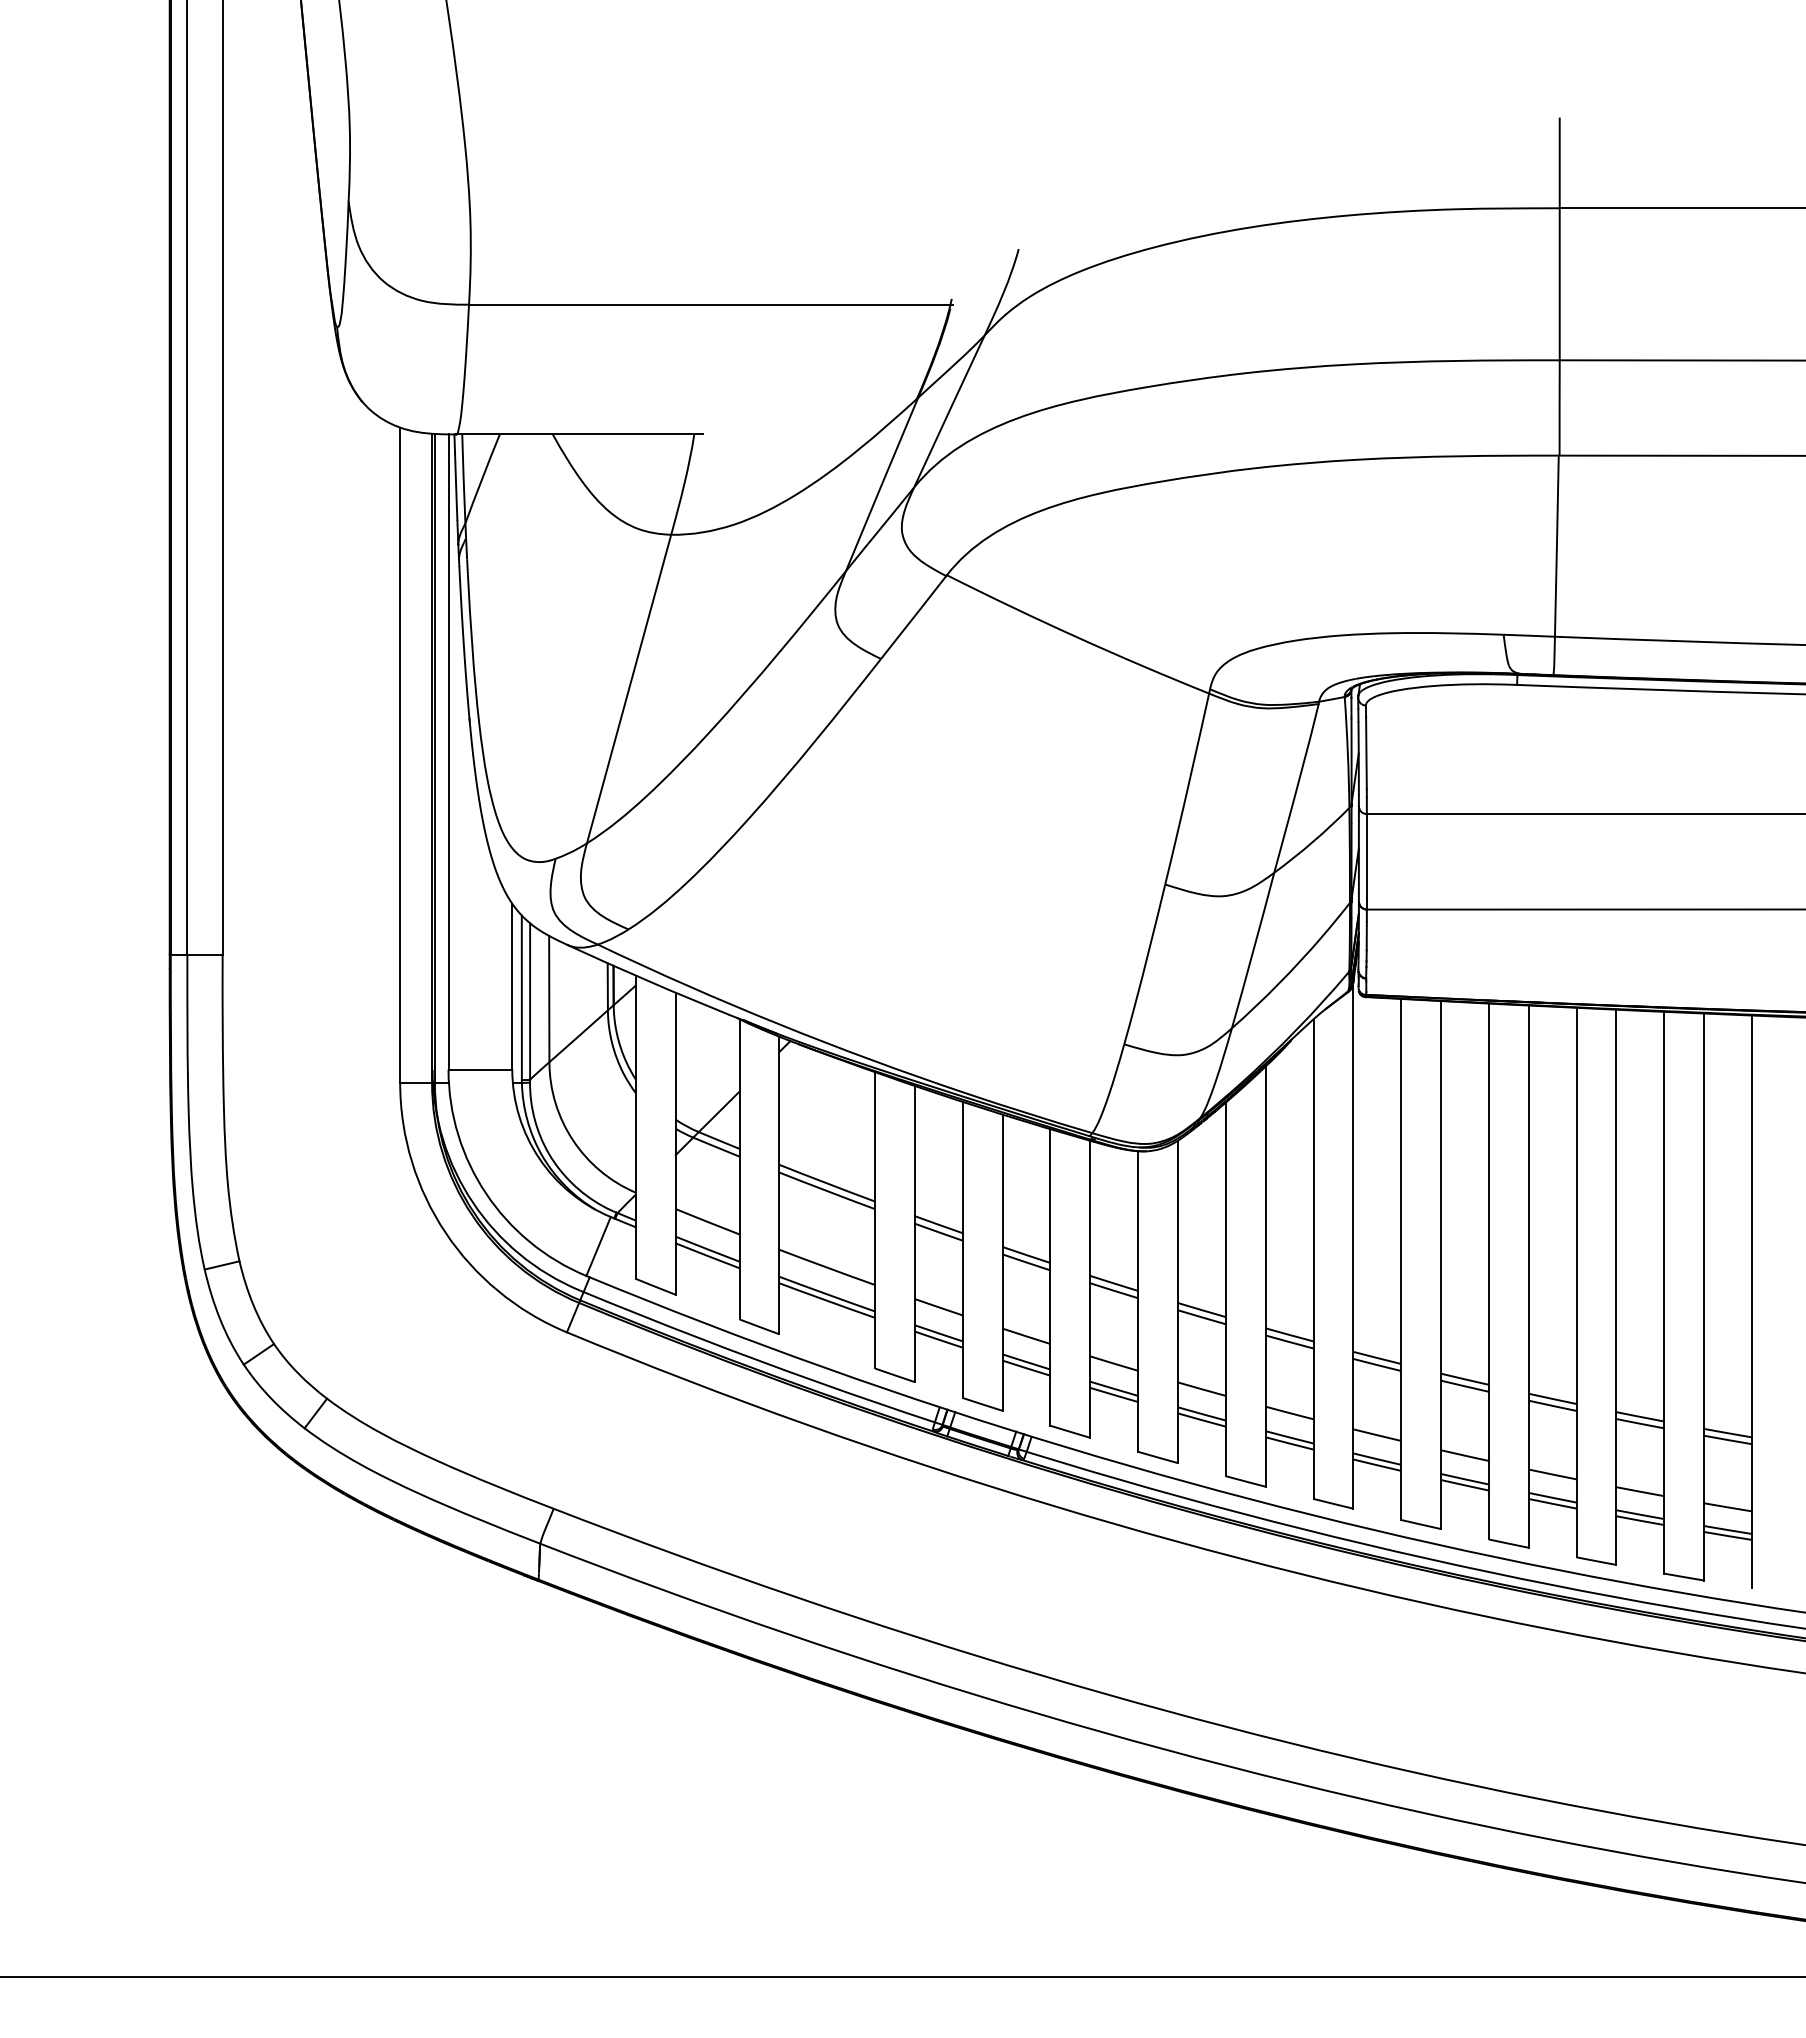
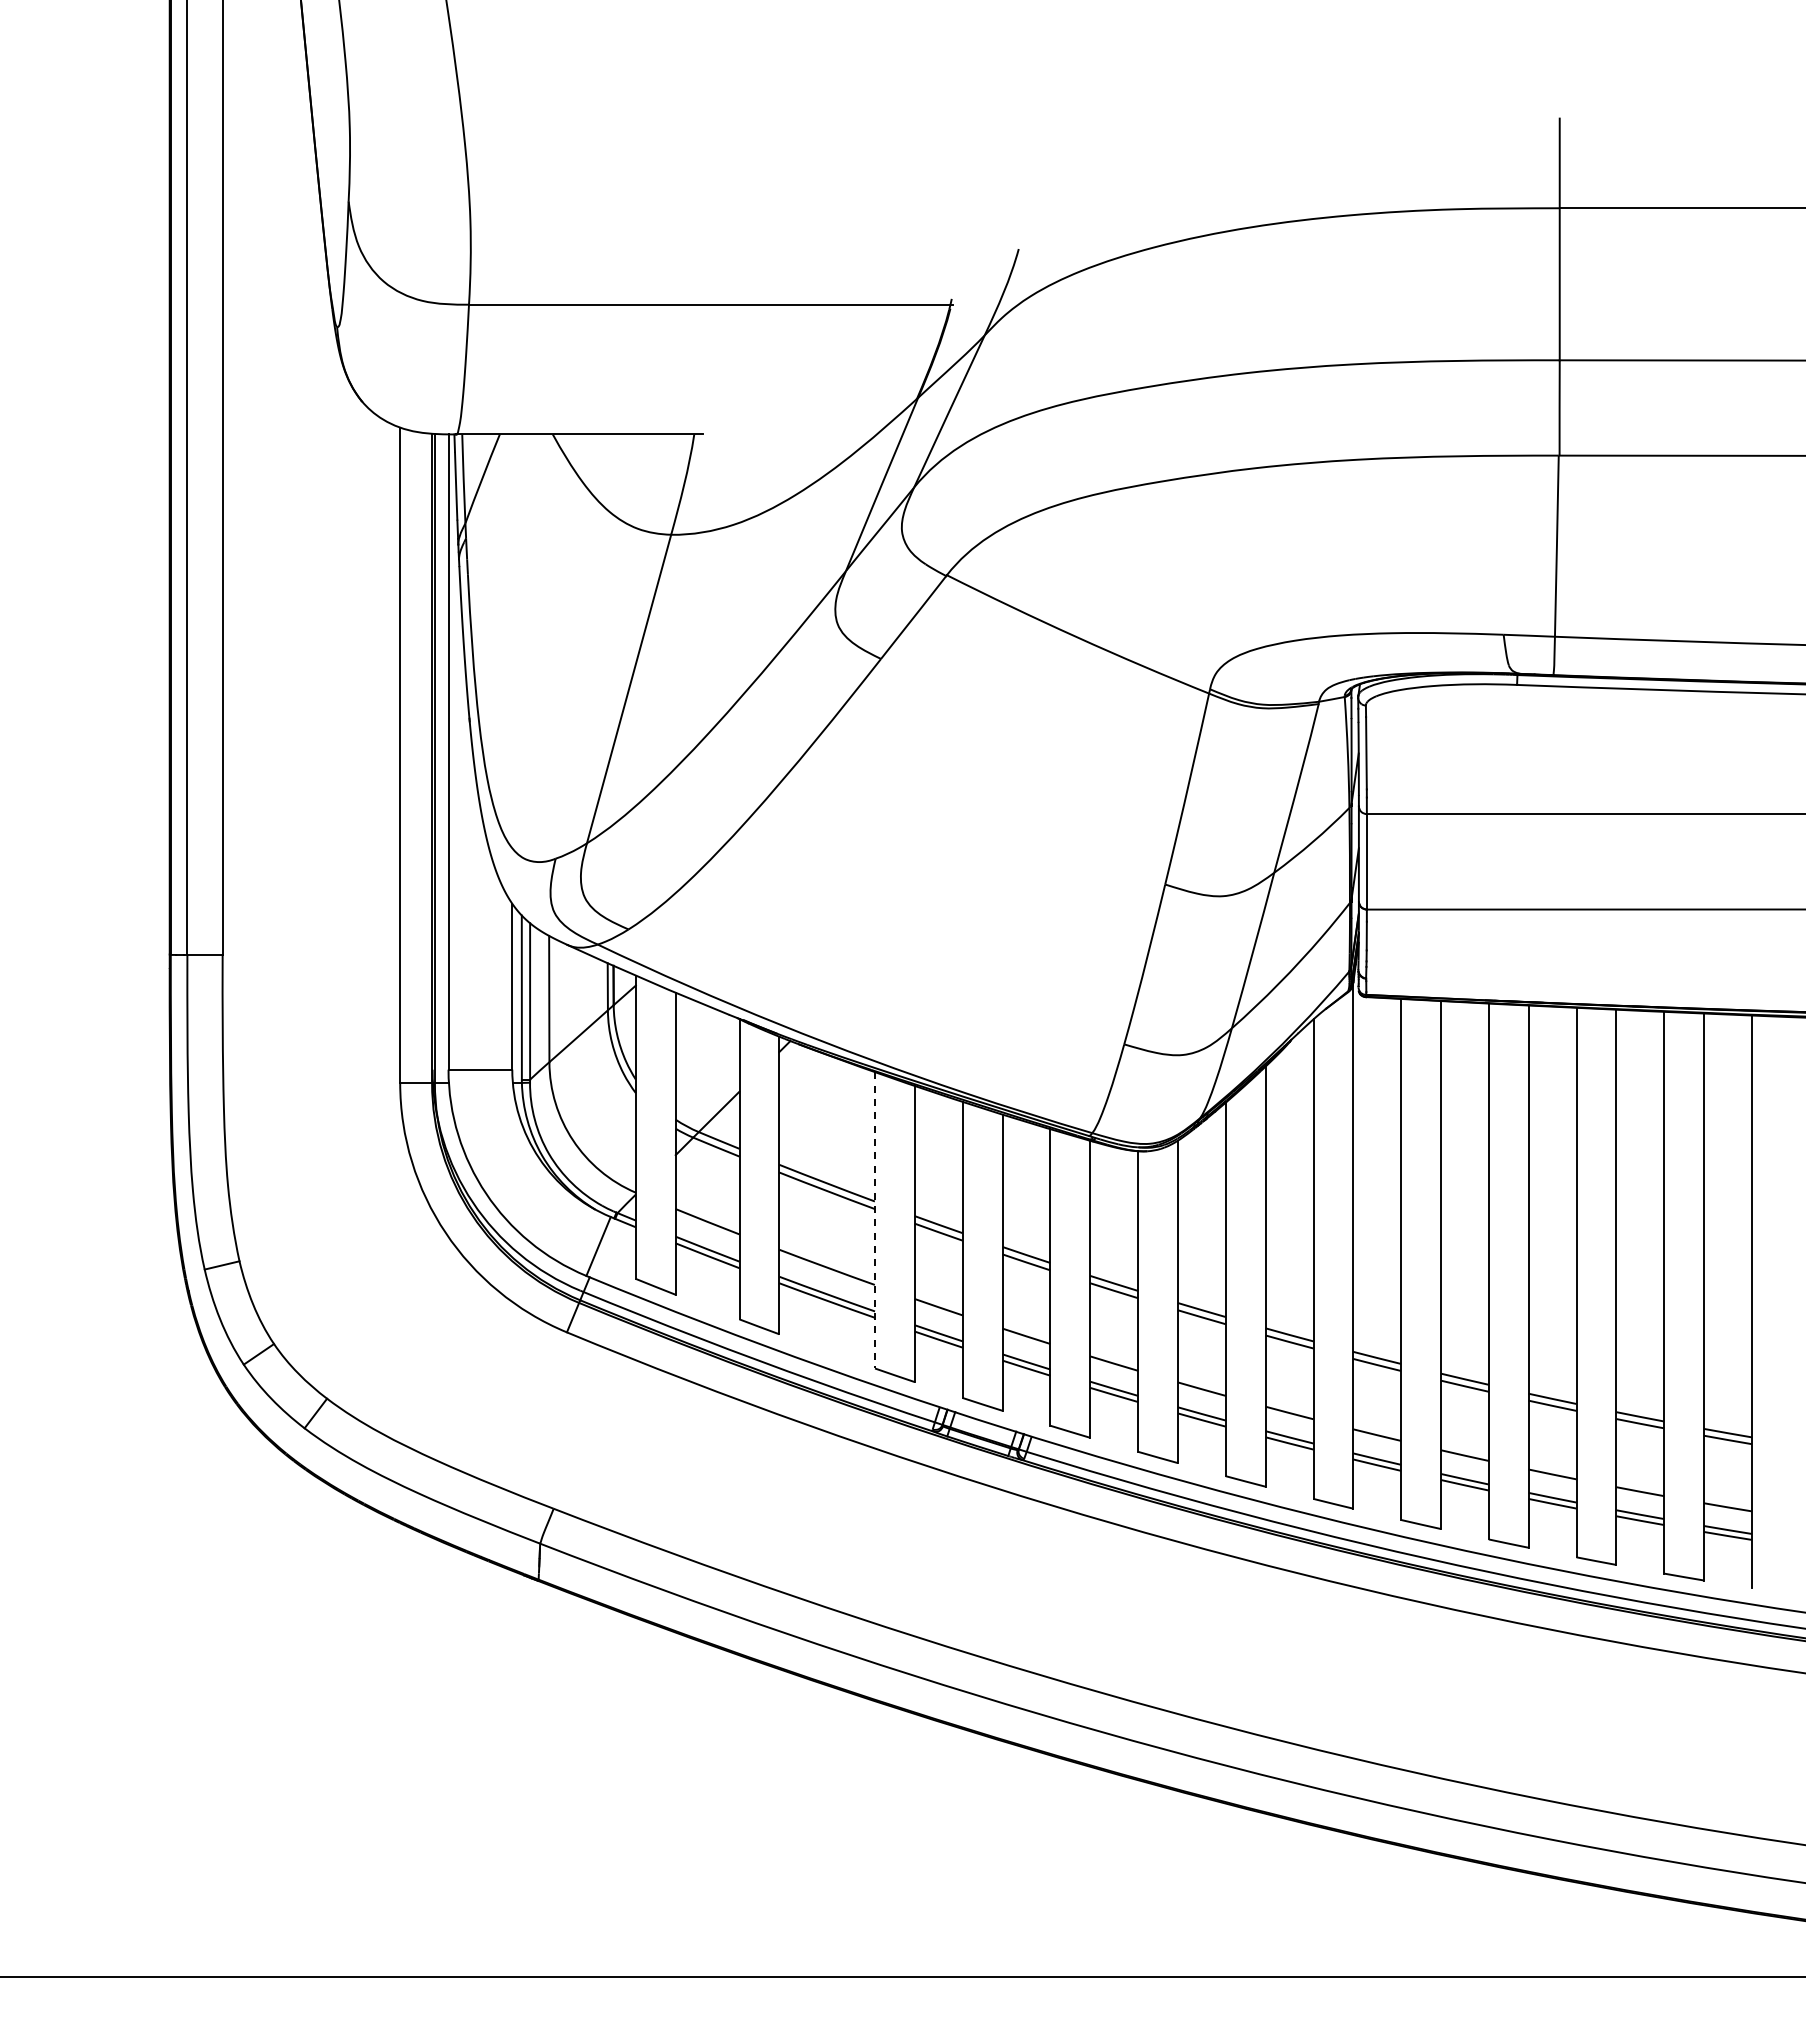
line: solid -> dashed (875, 1220)
